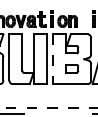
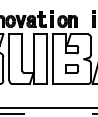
line: dashed -> solid (53, 59)
line: dashed -> solid (49, 108)
